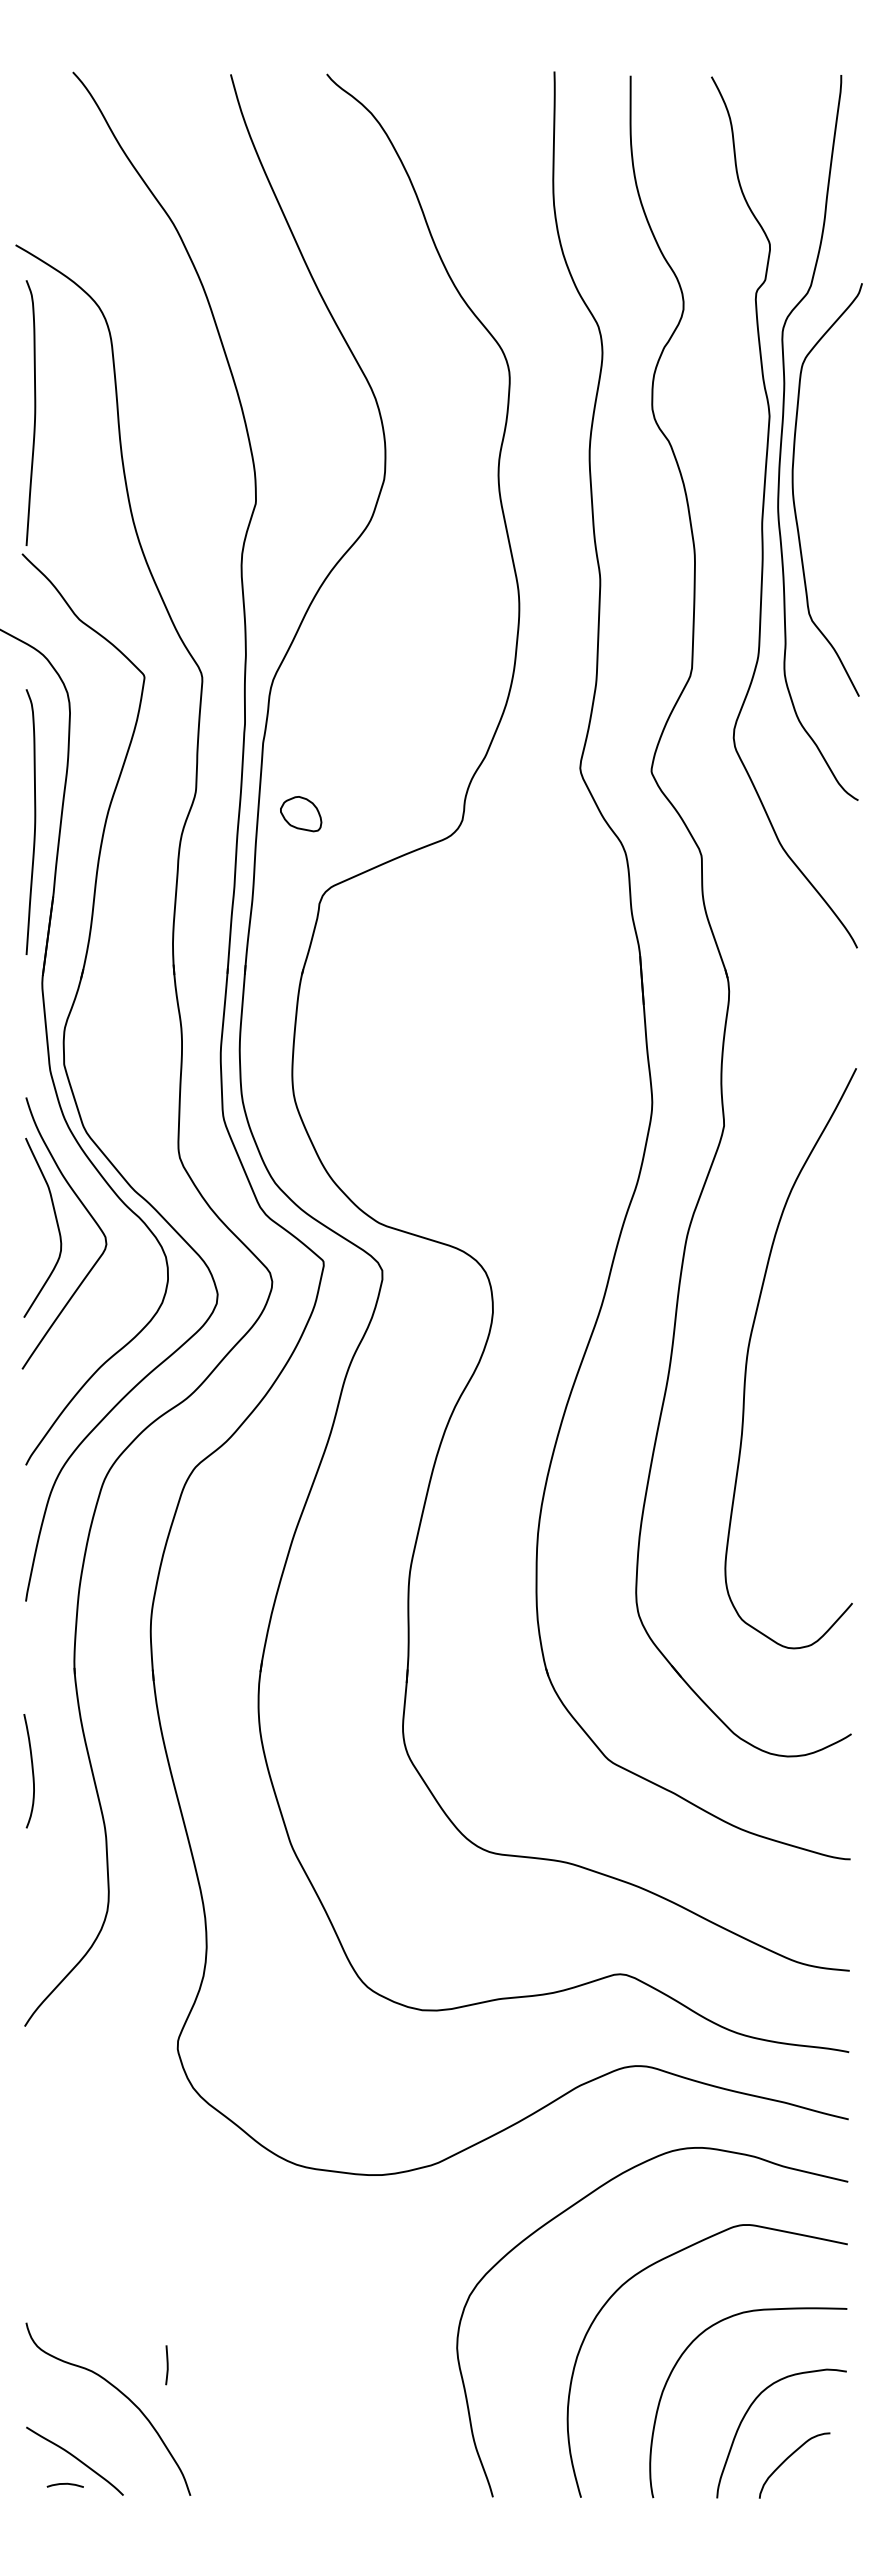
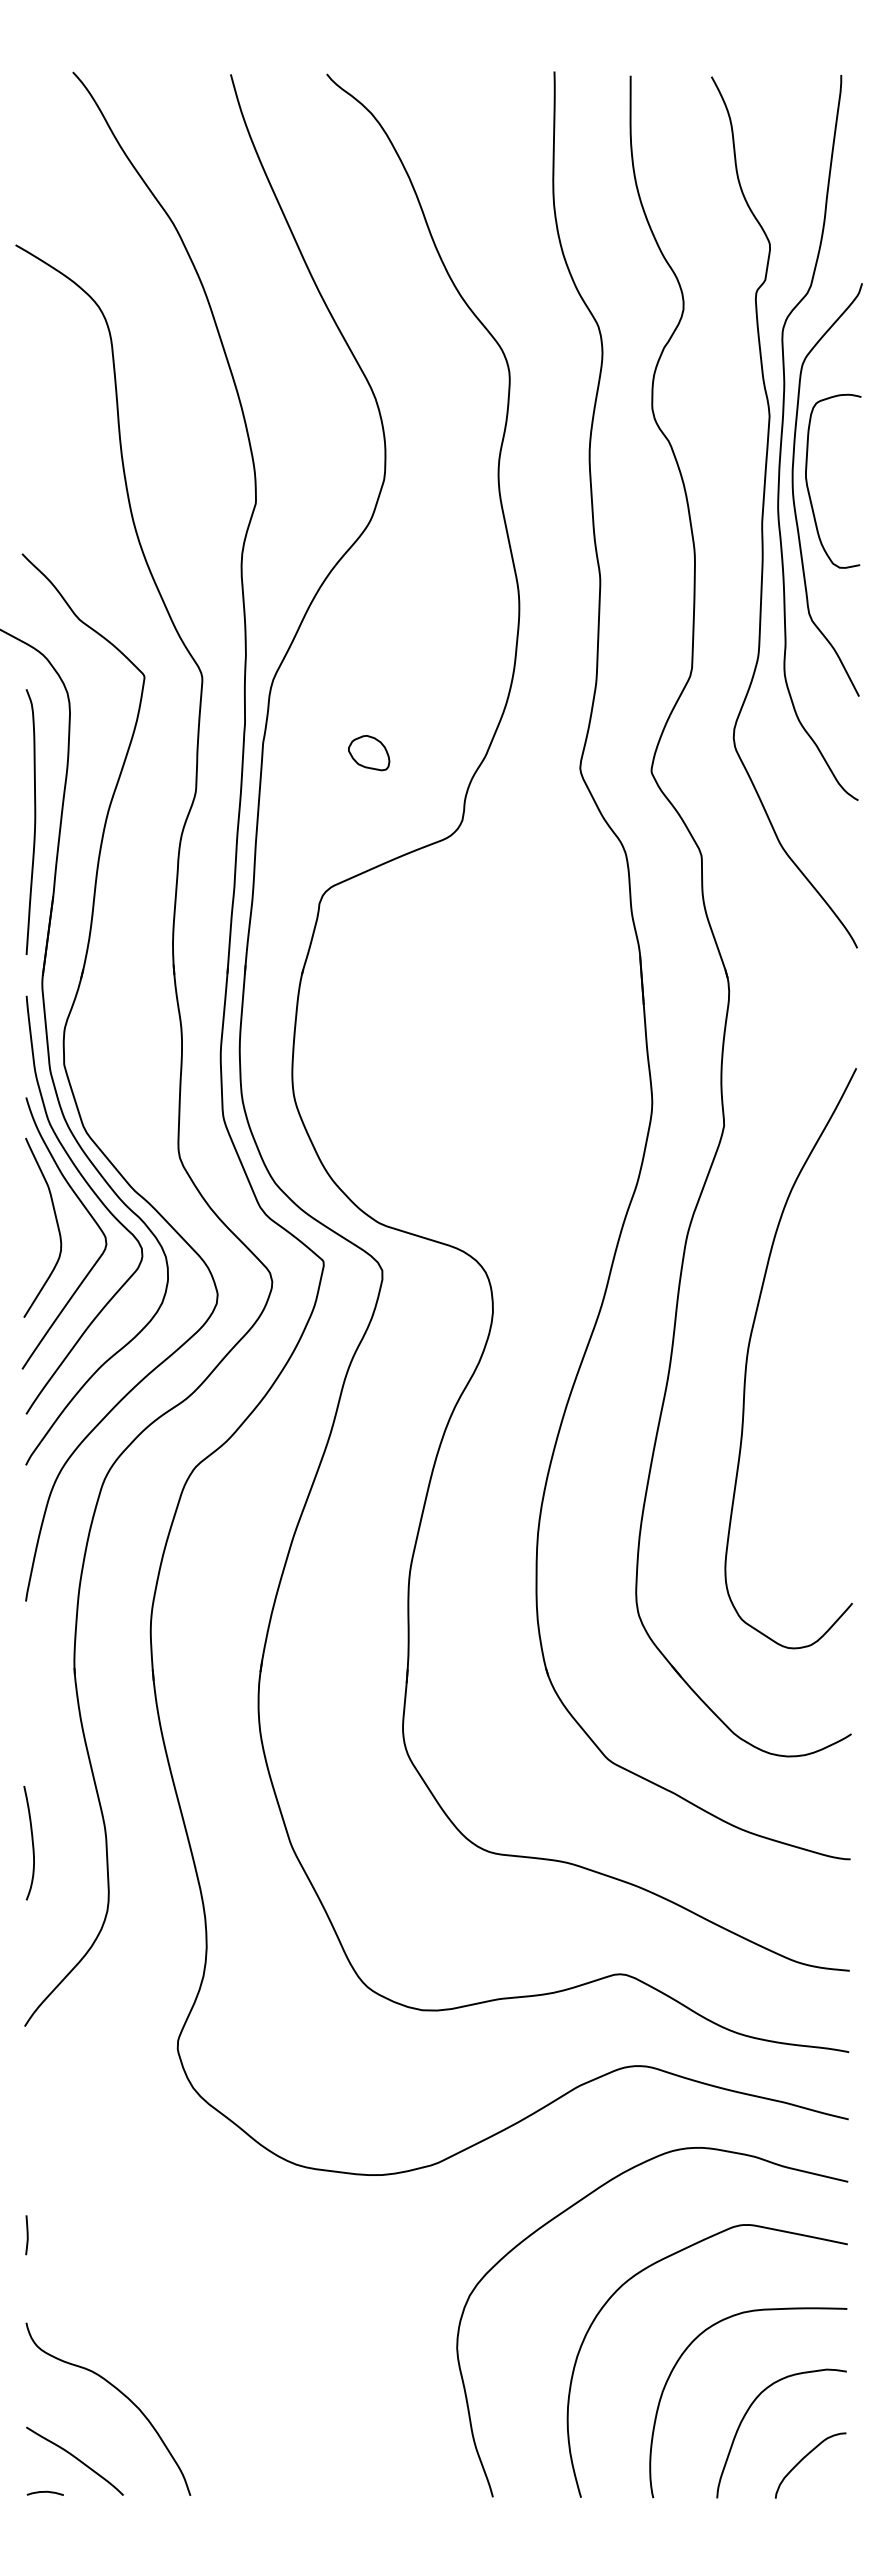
curve: present -> none (34, 412)
curve: none -> present (808, 486)
part position: (301, 814) -> (369, 753) (369, 753)
curve: none -> present (94, 1194)
curve position: (31, 1769) -> (31, 1841) (31, 1841)
line position: (166, 2365) -> (26, 2235) (26, 2235)
curve position: (788, 2458) -> (804, 2458) (804, 2458)
curve position: (64, 2484) -> (44, 2492) (44, 2492)
